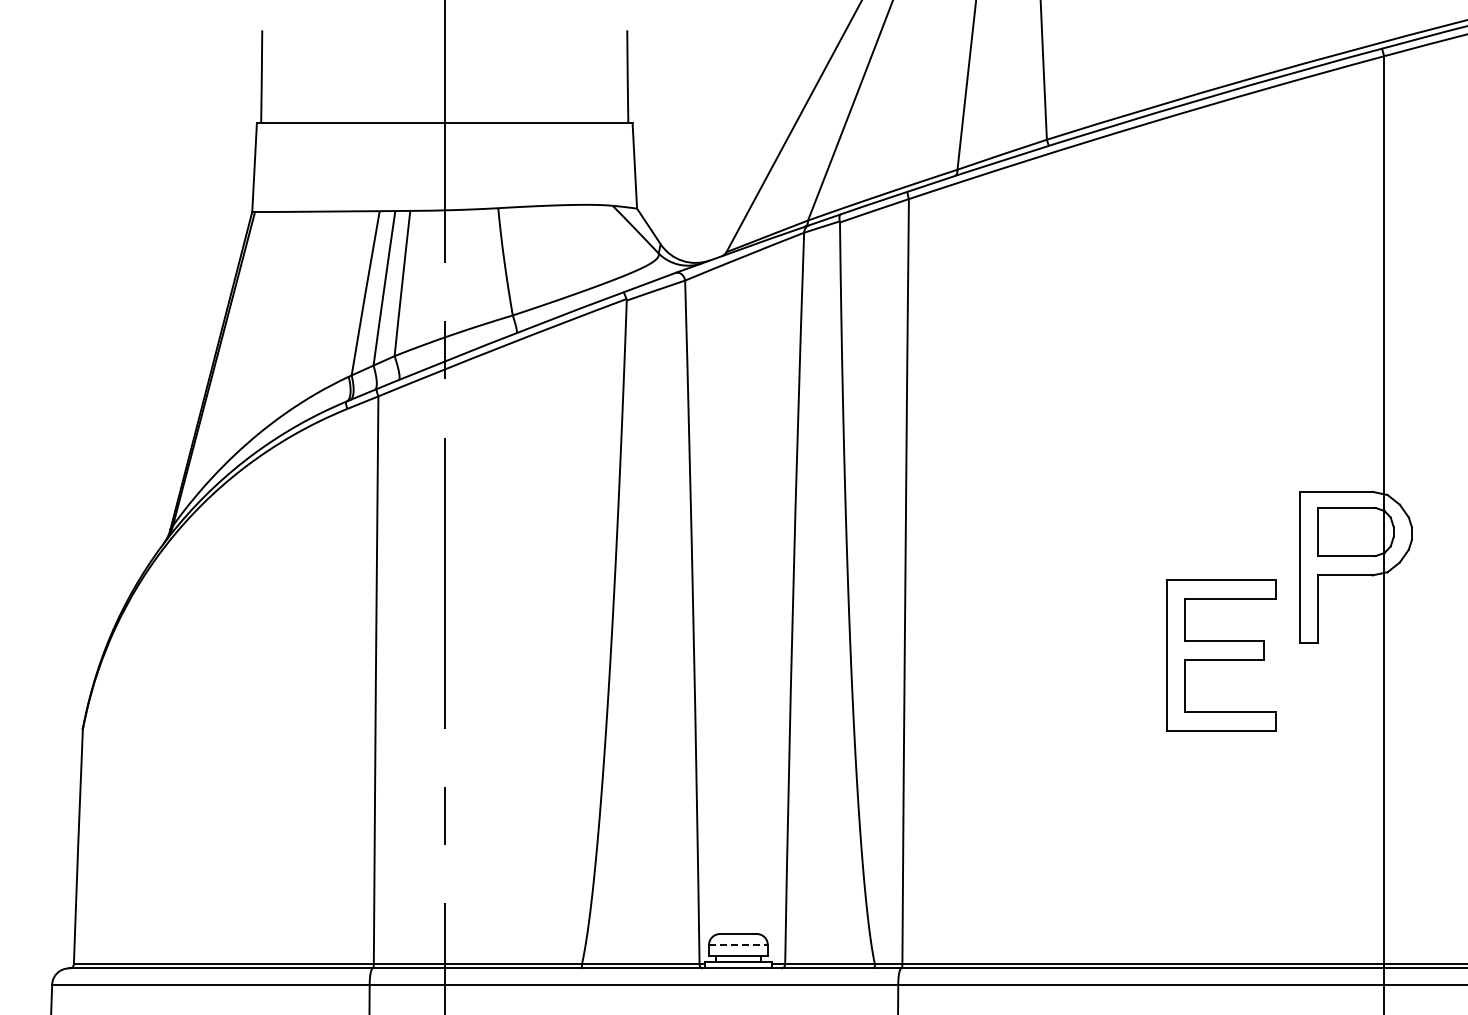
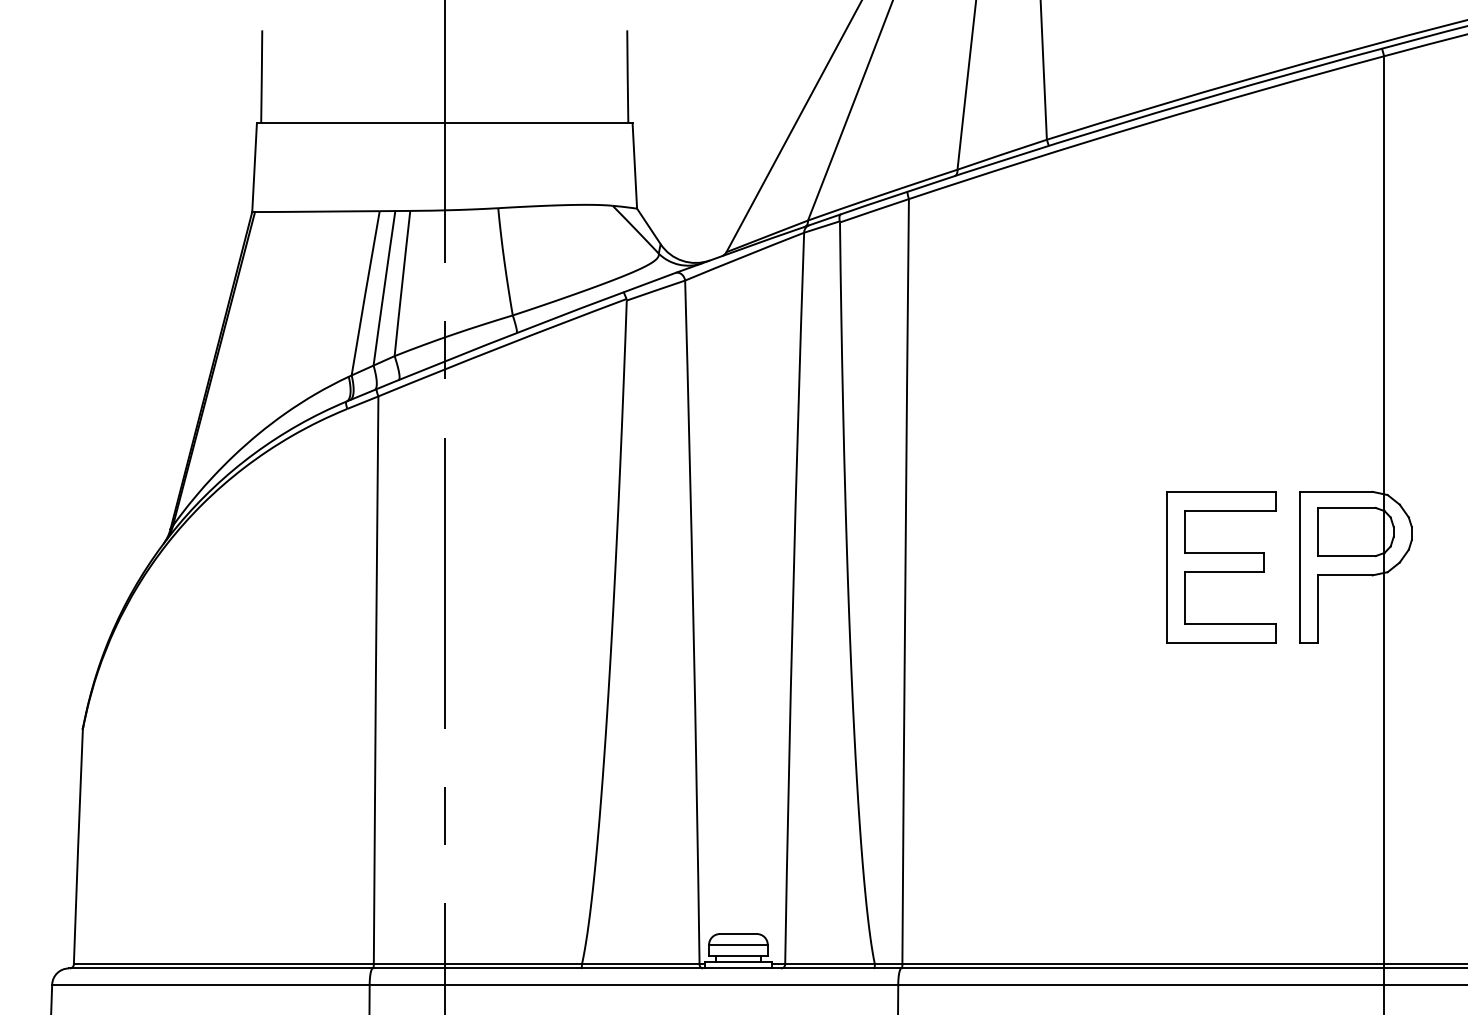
part position: (1221, 655) -> (1221, 567) (1221, 567)
line: dashed -> solid (738, 944)
